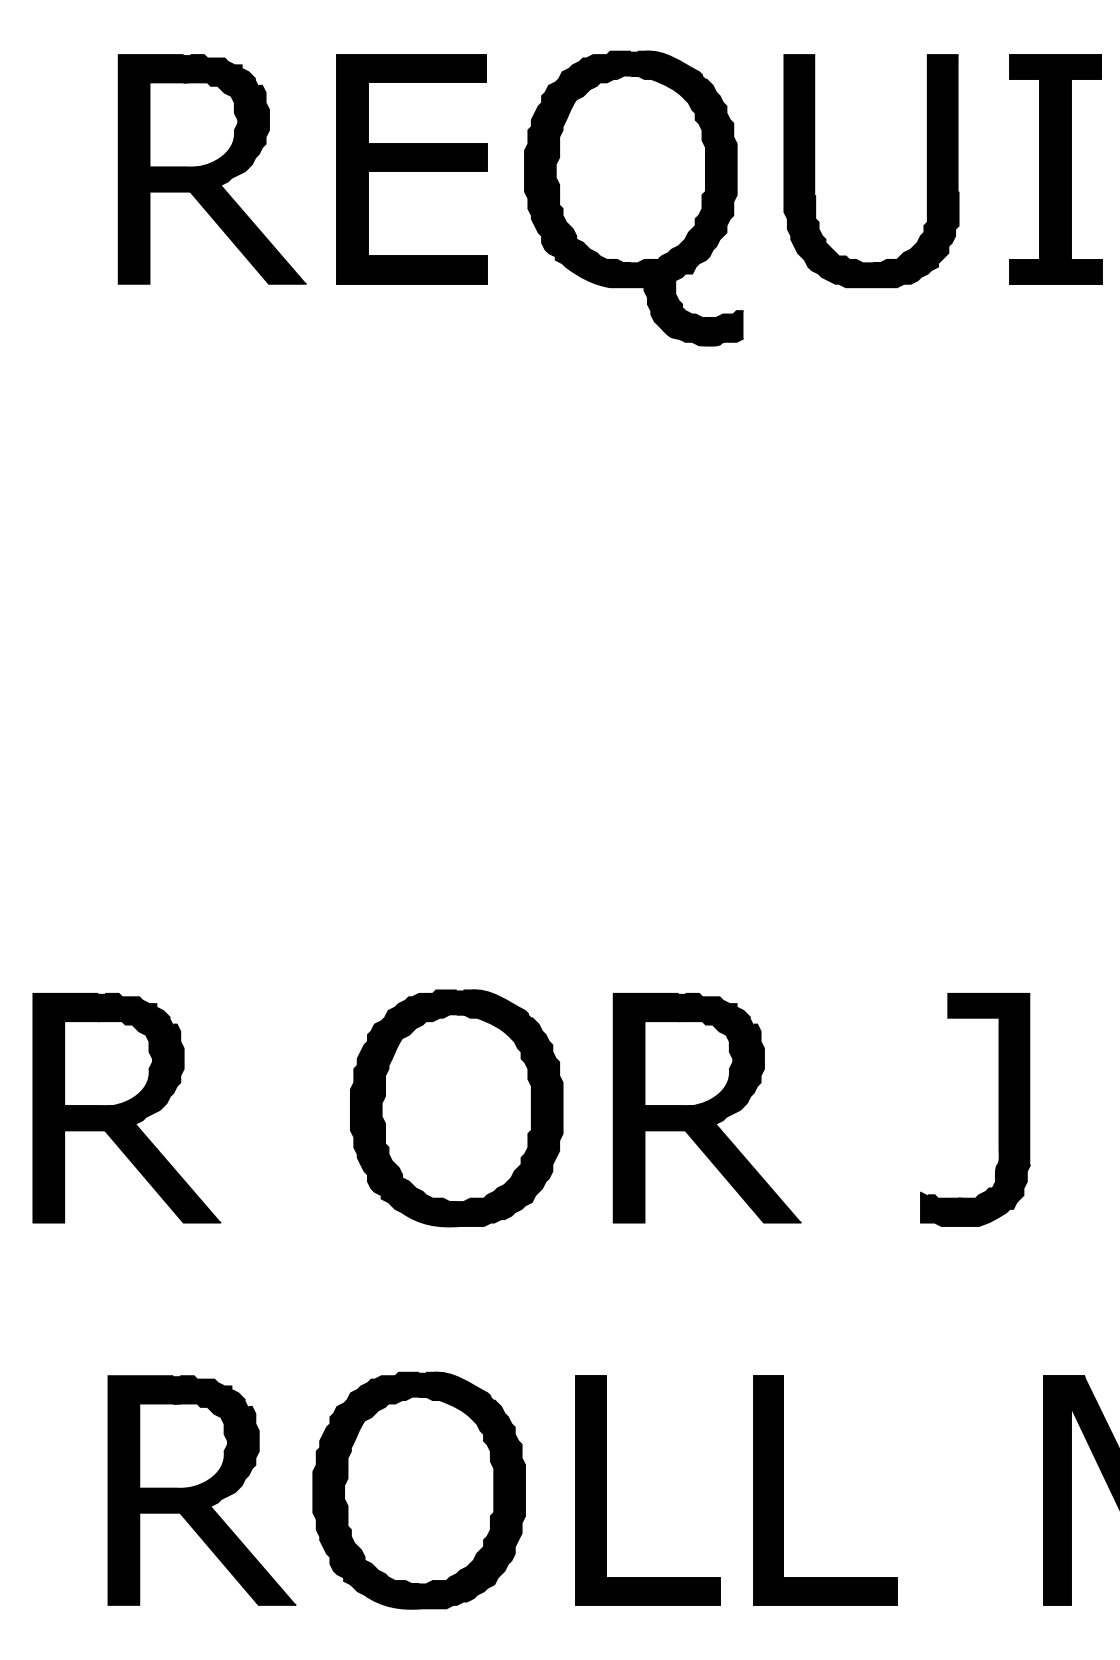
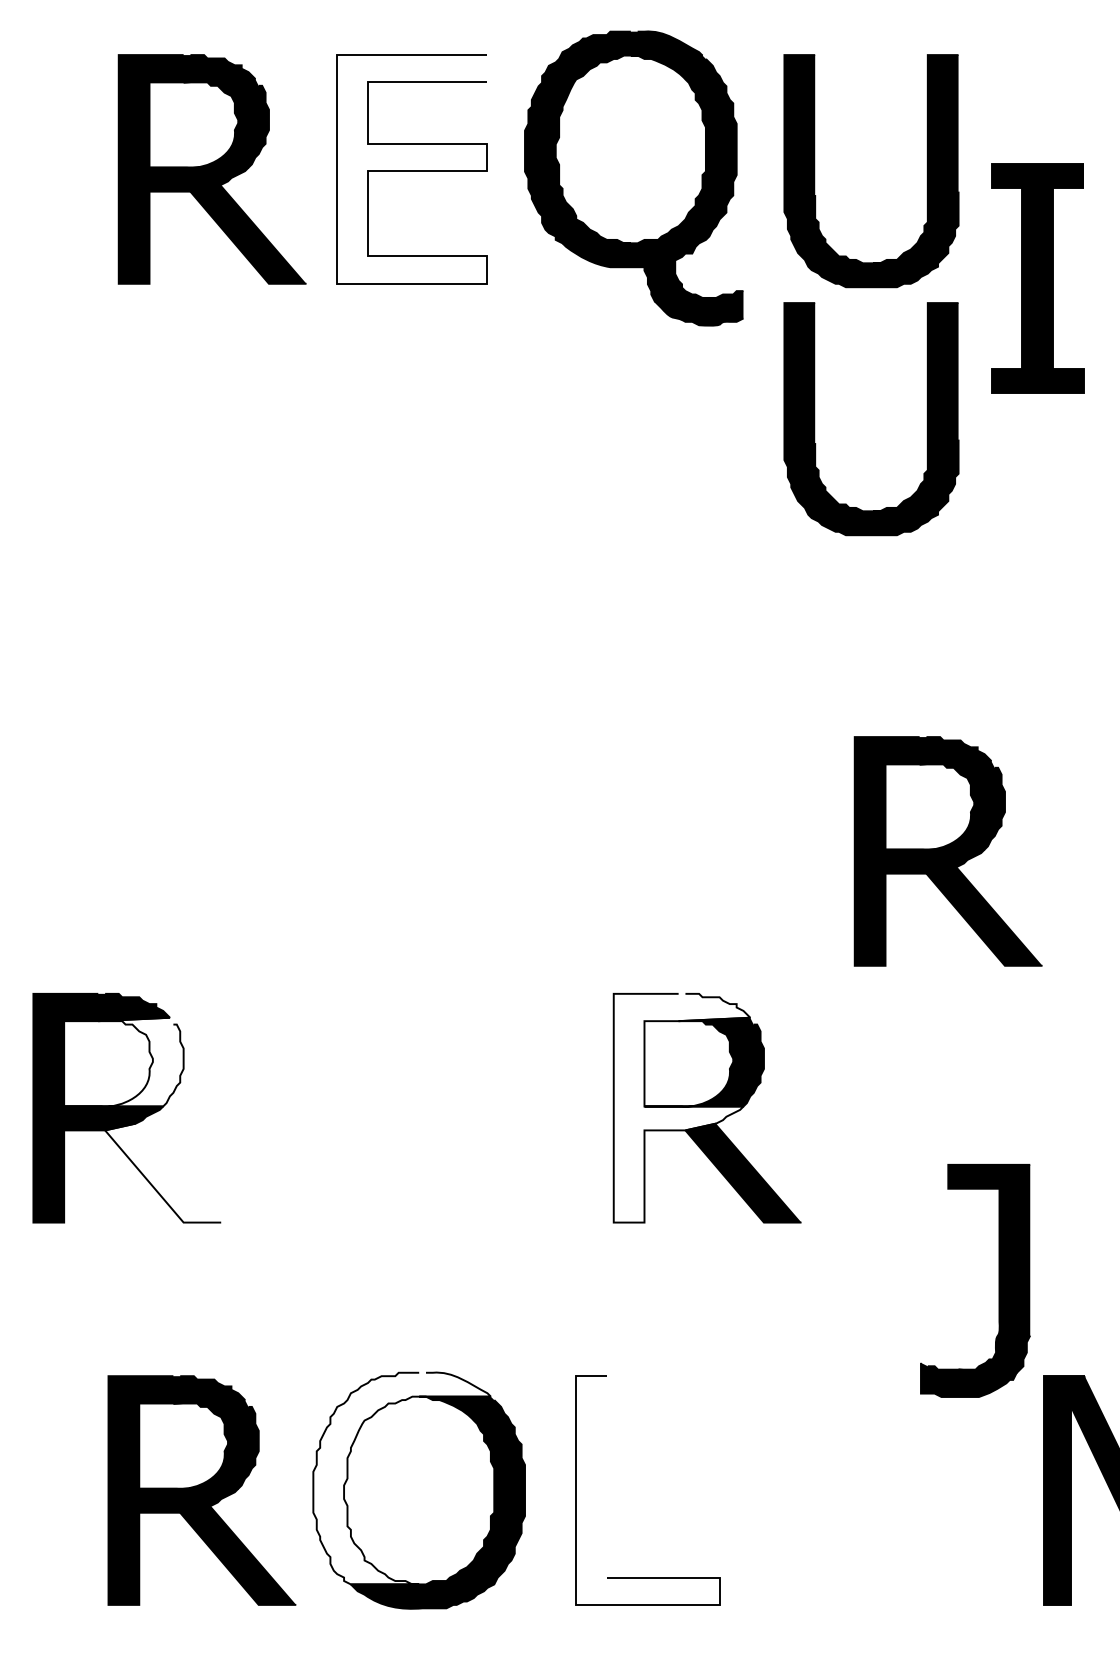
fill: present -> none (412, 169)
part position: (1055, 169) -> (1037, 278) (1037, 278)
part position: (633, 198) -> (633, 178) (633, 178)
part: none -> present (926, 419)
part: none -> present (947, 851)
fill: present -> none (123, 1061)
fill: present -> none (681, 1107)
part: present -> none (456, 1108)
part position: (998, 1109) -> (998, 1280) (998, 1280)
fill: present -> none (163, 1172)
fill: present -> none (401, 1478)
fill: present -> none (647, 1490)
part: present -> none (783, 1490)
